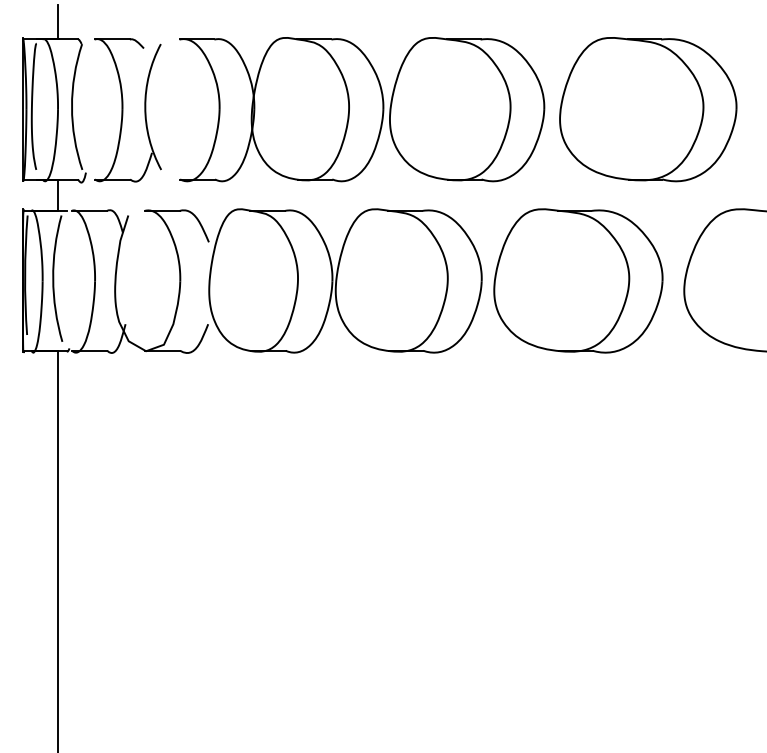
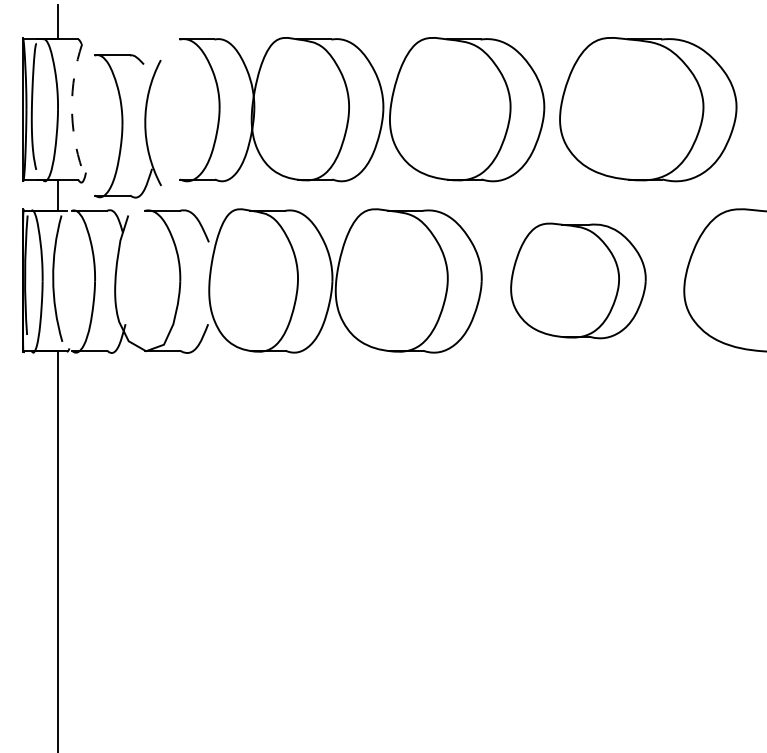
arc: solid -> dashed (72, 107)
part position: (127, 110) -> (127, 126) (127, 126)
part size: 171x146 px -> 137x118 px (578, 280)
